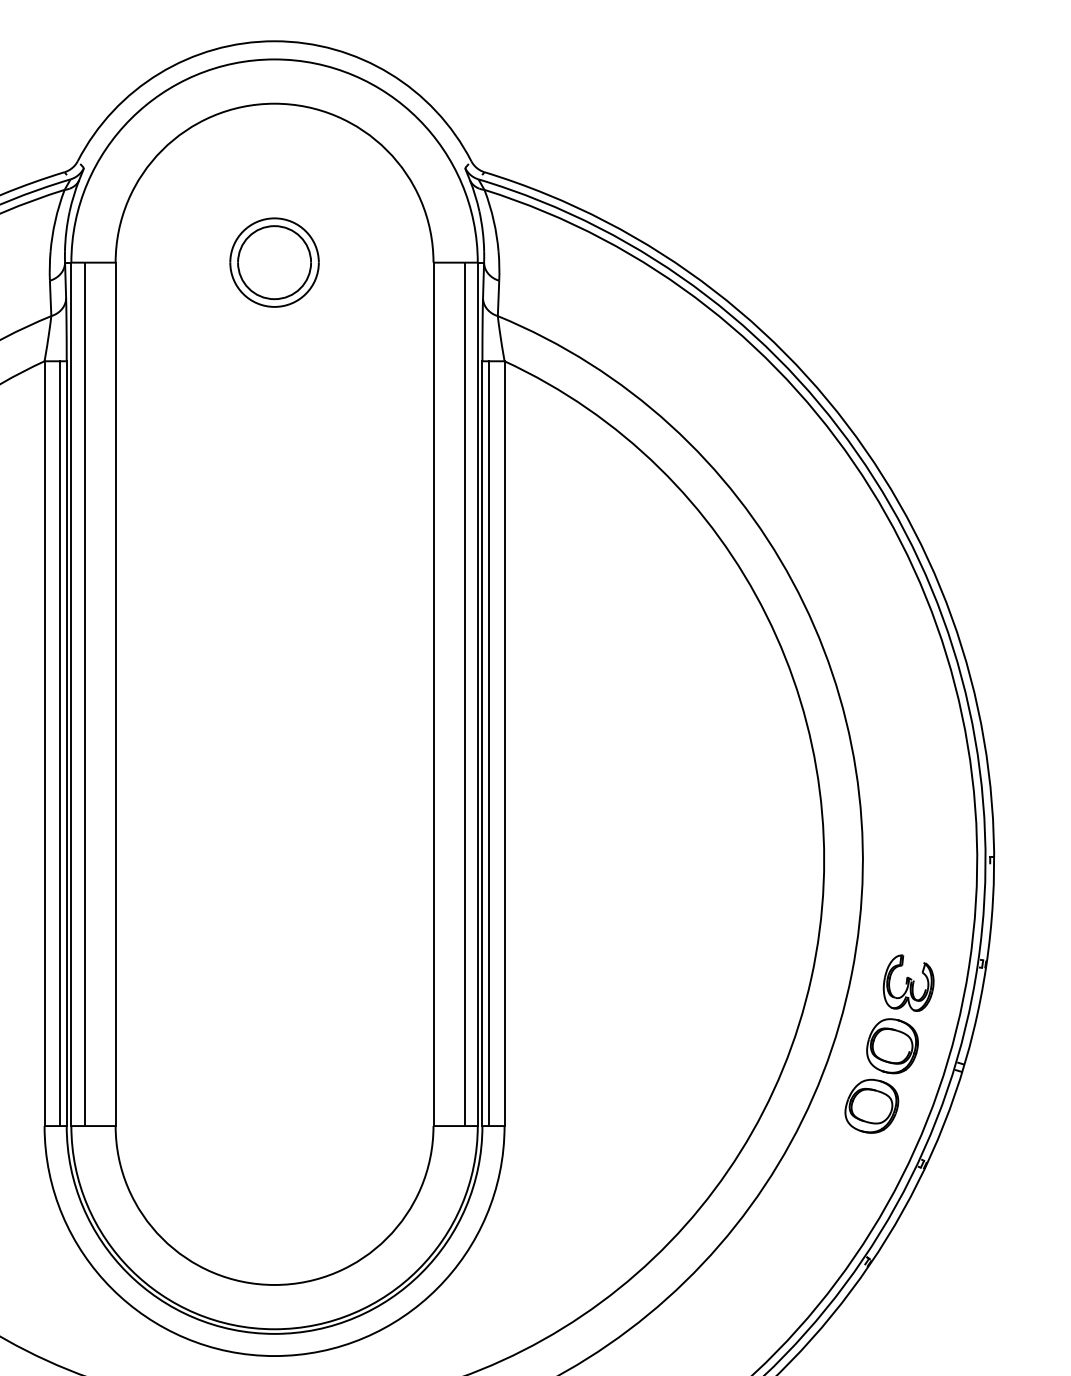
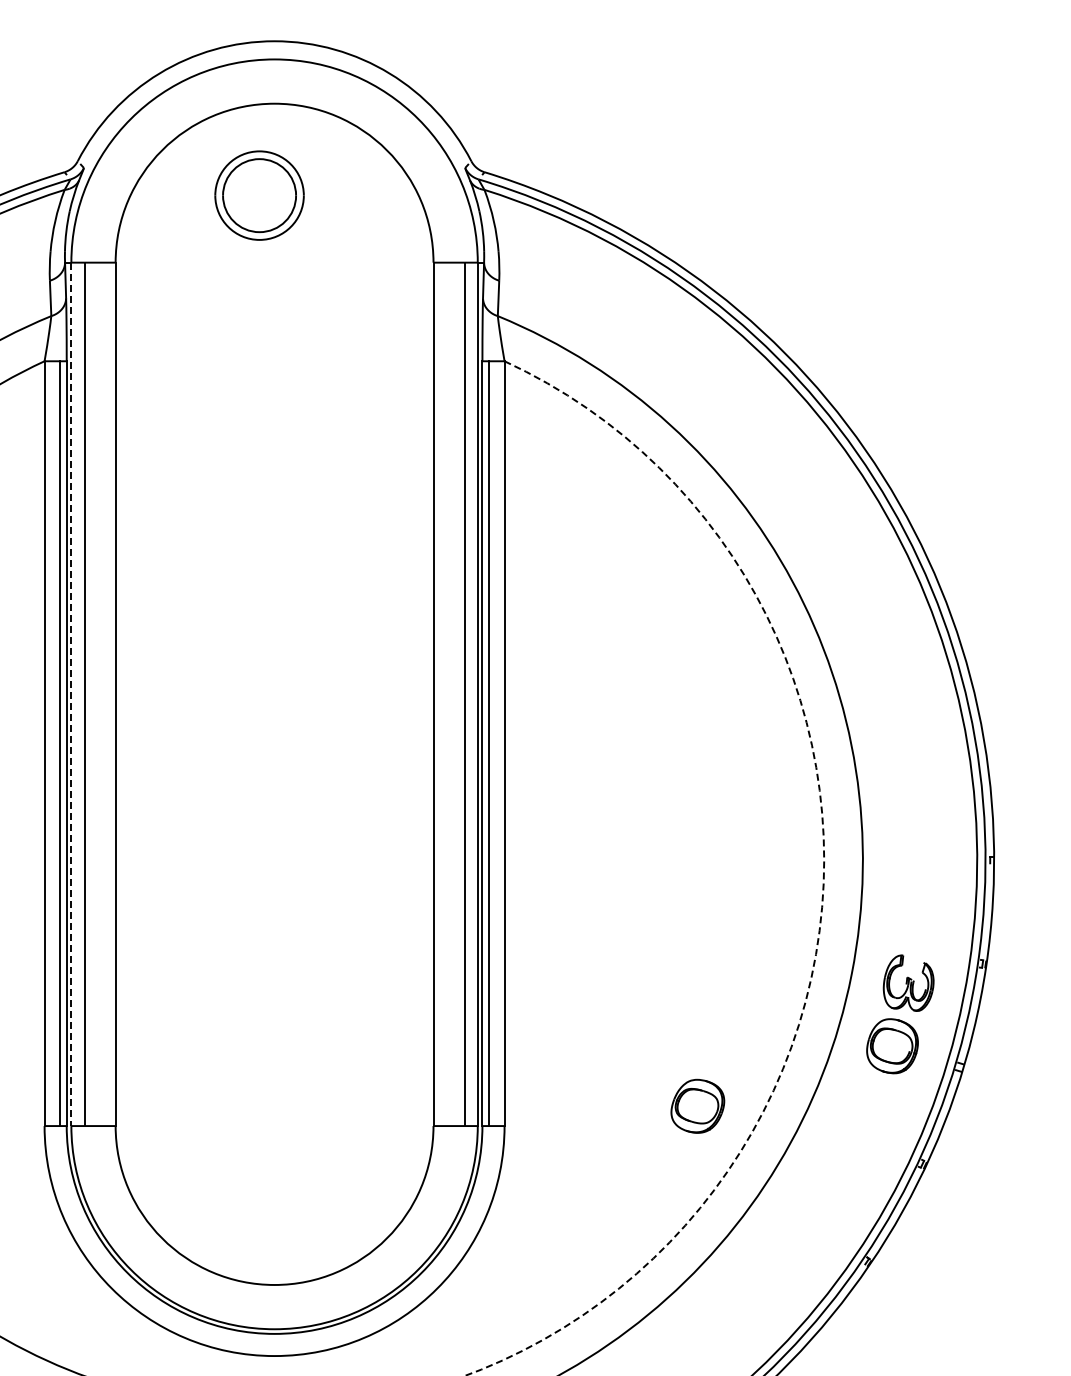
part position: (274, 262) -> (259, 195) (259, 195)
line: solid -> dashed (71, 694)
arc: solid -> dashed (823, 881)
part position: (871, 1105) -> (697, 1105) (697, 1105)
